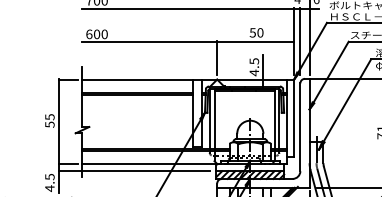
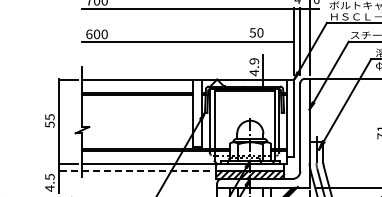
line: present -> none (217, 57)
text: 4.5 -> 4.9 (253, 61)
line: solid -> dashed (134, 171)
